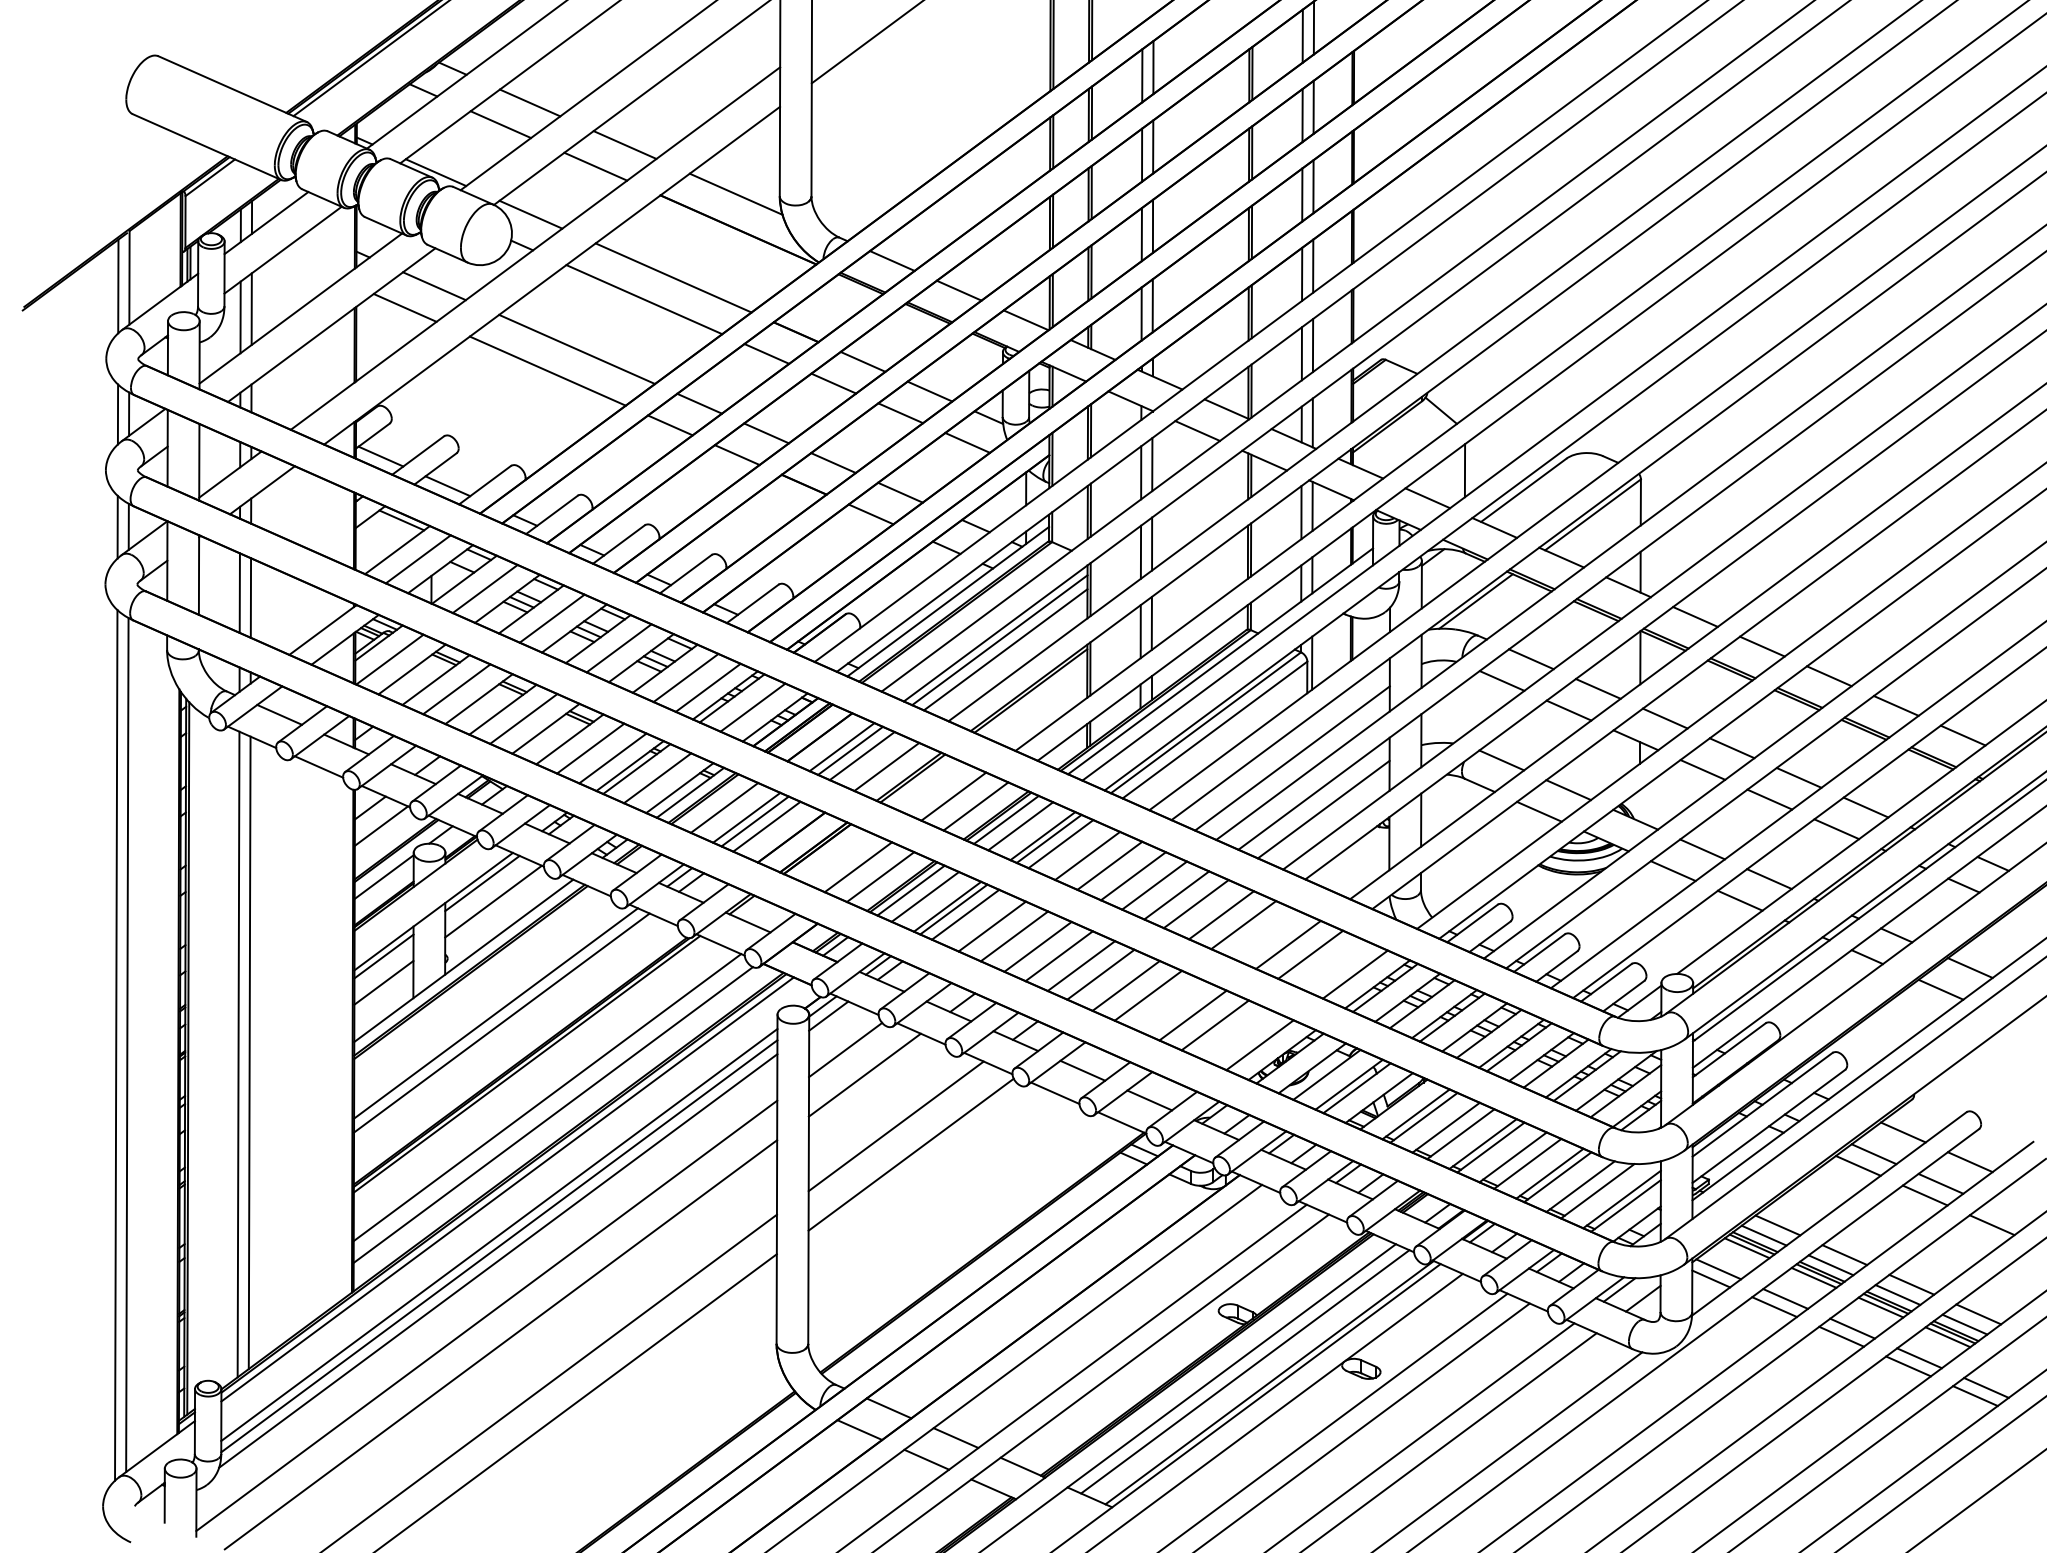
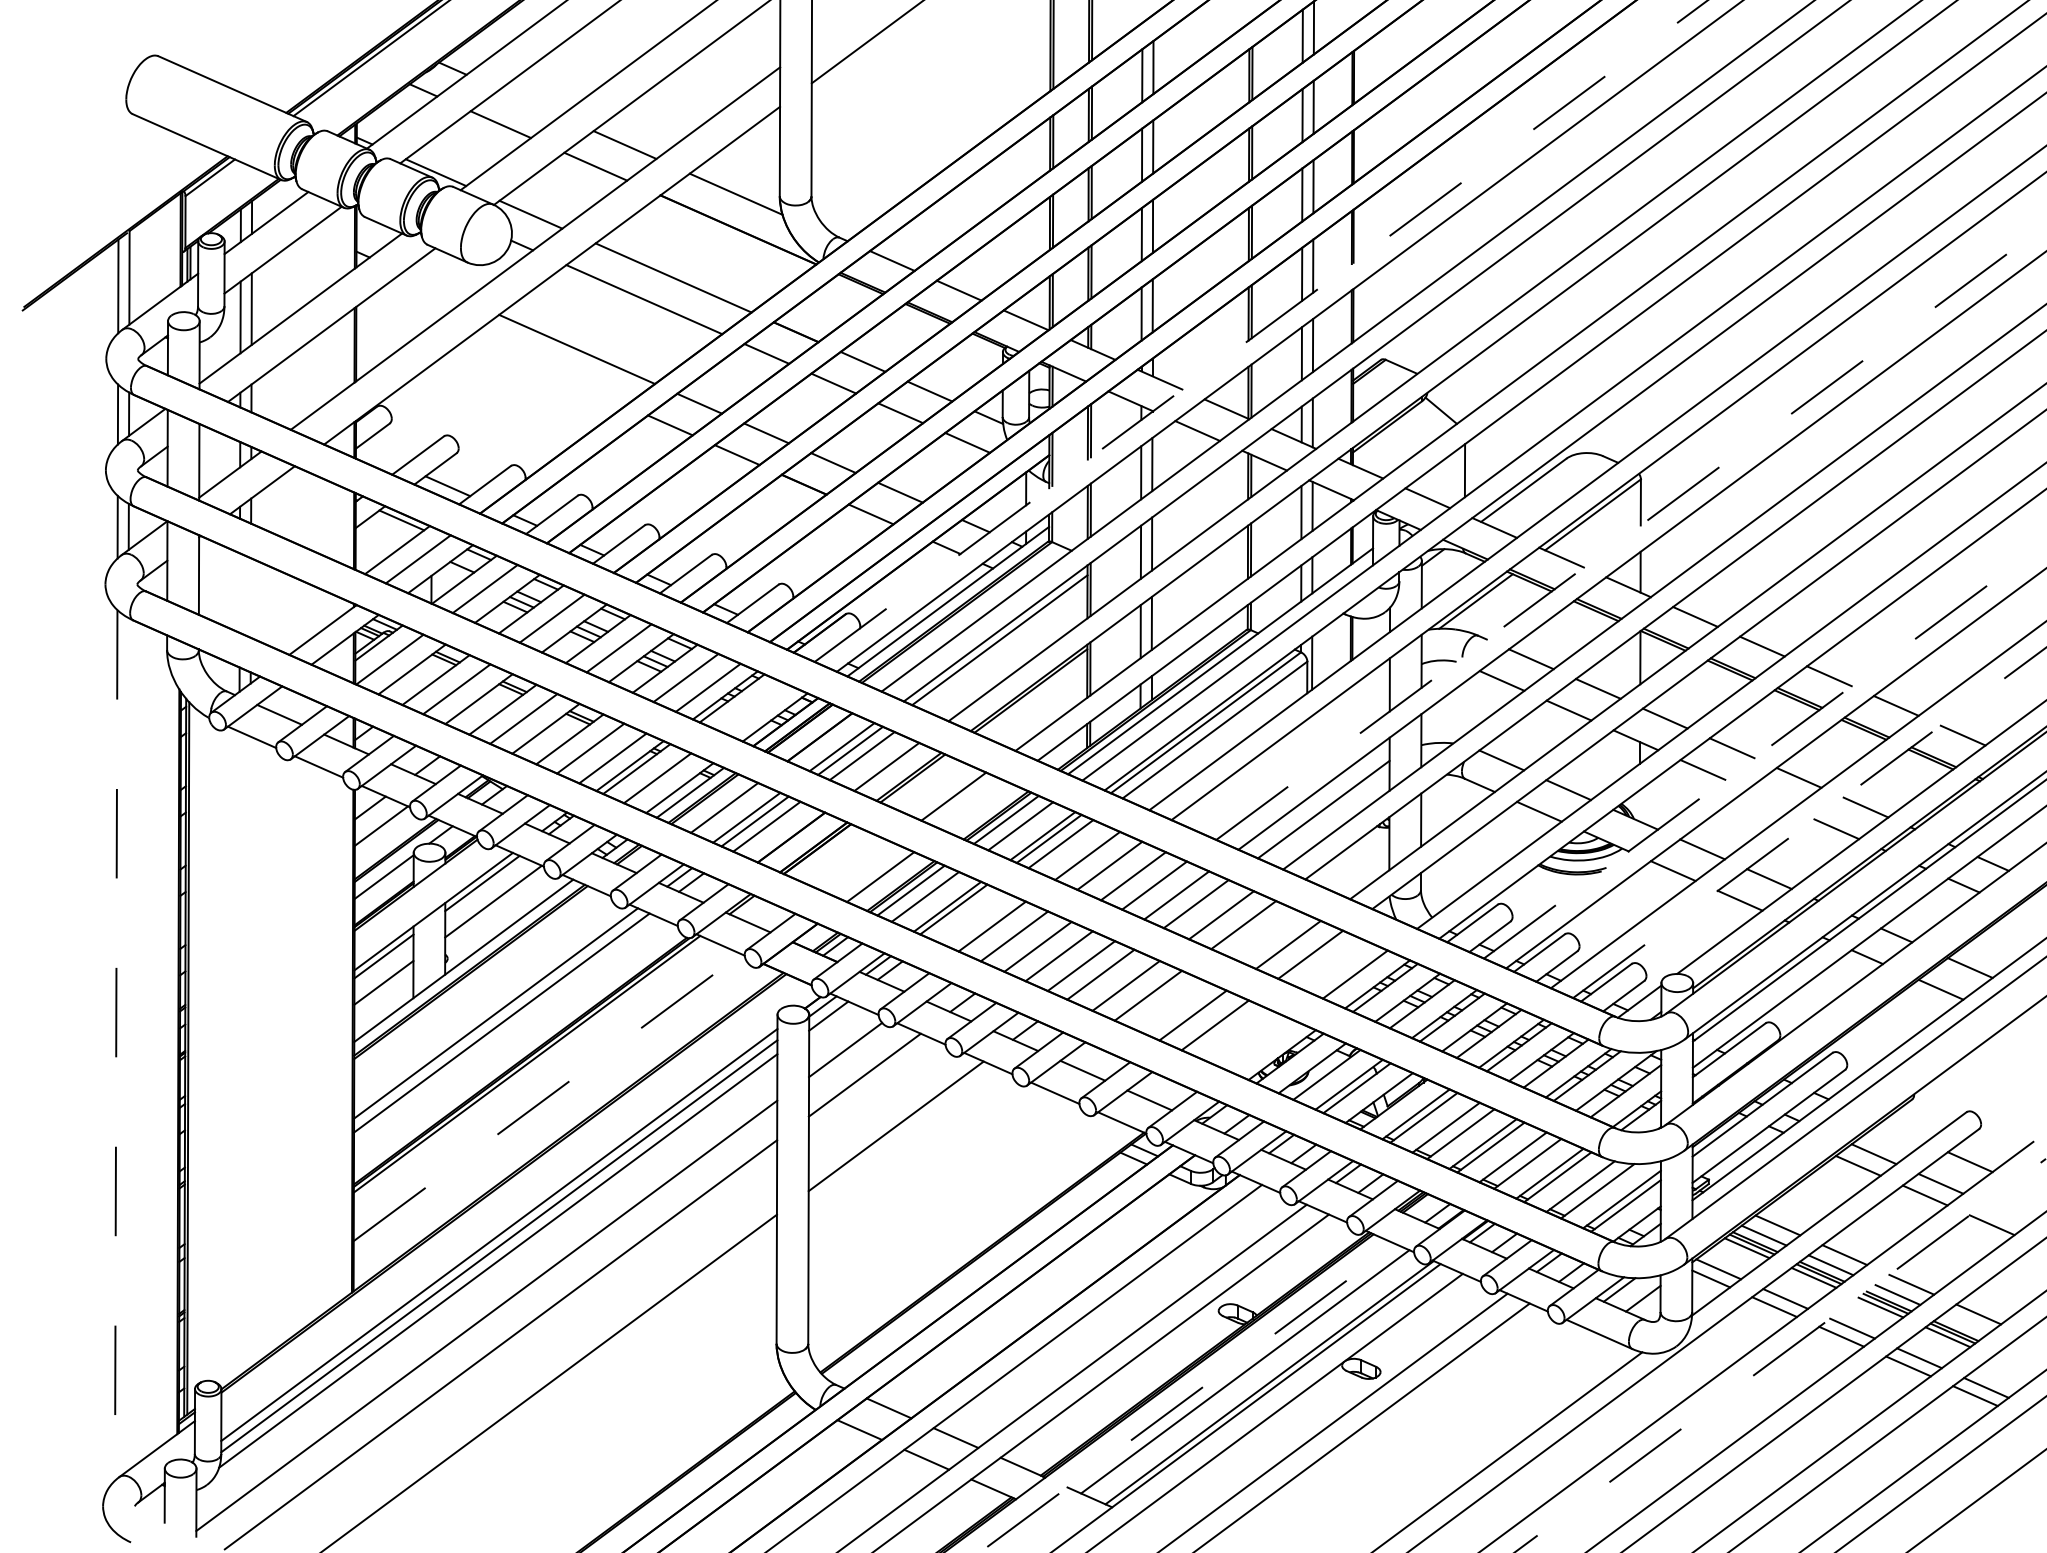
line: present -> none (529, 102)
line: present -> none (434, 286)
line: present -> none (404, 307)
line: solid -> dashed (1261, 331)
line: present -> none (547, 370)
line: present -> none (380, 456)
line: solid -> dashed (1631, 532)
line: present -> none (239, 592)
line: present -> none (250, 597)
line: present -> none (1005, 649)
line: present -> none (752, 707)
line: solid -> dashed (1765, 750)
line: present -> none (1292, 758)
line: present -> none (1769, 799)
line: present -> none (975, 806)
line: solid -> dashed (1810, 822)
line: present -> none (858, 867)
line: present -> none (965, 914)
line: solid -> dashed (116, 1045)
line: present -> none (127, 1045)
line: present -> none (1259, 1045)
line: present -> none (249, 1052)
line: present -> none (238, 1054)
line: solid -> dashed (547, 1097)
line: present -> none (552, 1114)
line: present -> none (1902, 1132)
line: present -> none (910, 1154)
line: present -> none (507, 1189)
line: present -> none (1964, 1324)
line: solid -> dashed (1780, 1355)
line: solid -> dashed (1188, 1398)
line: present -> none (577, 1401)
line: present -> none (1421, 1436)
line: present -> none (1450, 1441)
